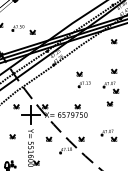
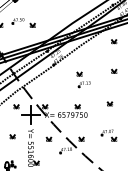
part position: (23, 29) -> (23, 22) (23, 22)
part: present -> none (110, 87)
